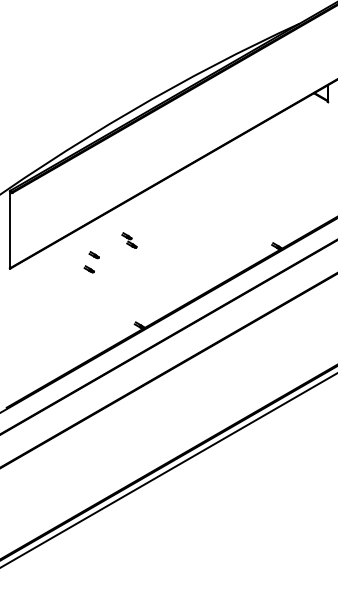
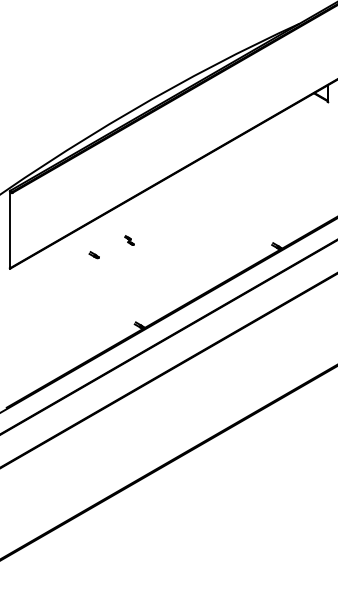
part size: 17x17 px -> 11x11 px (129, 240)
part: present -> none (88, 269)
line: present -> none (168, 470)
